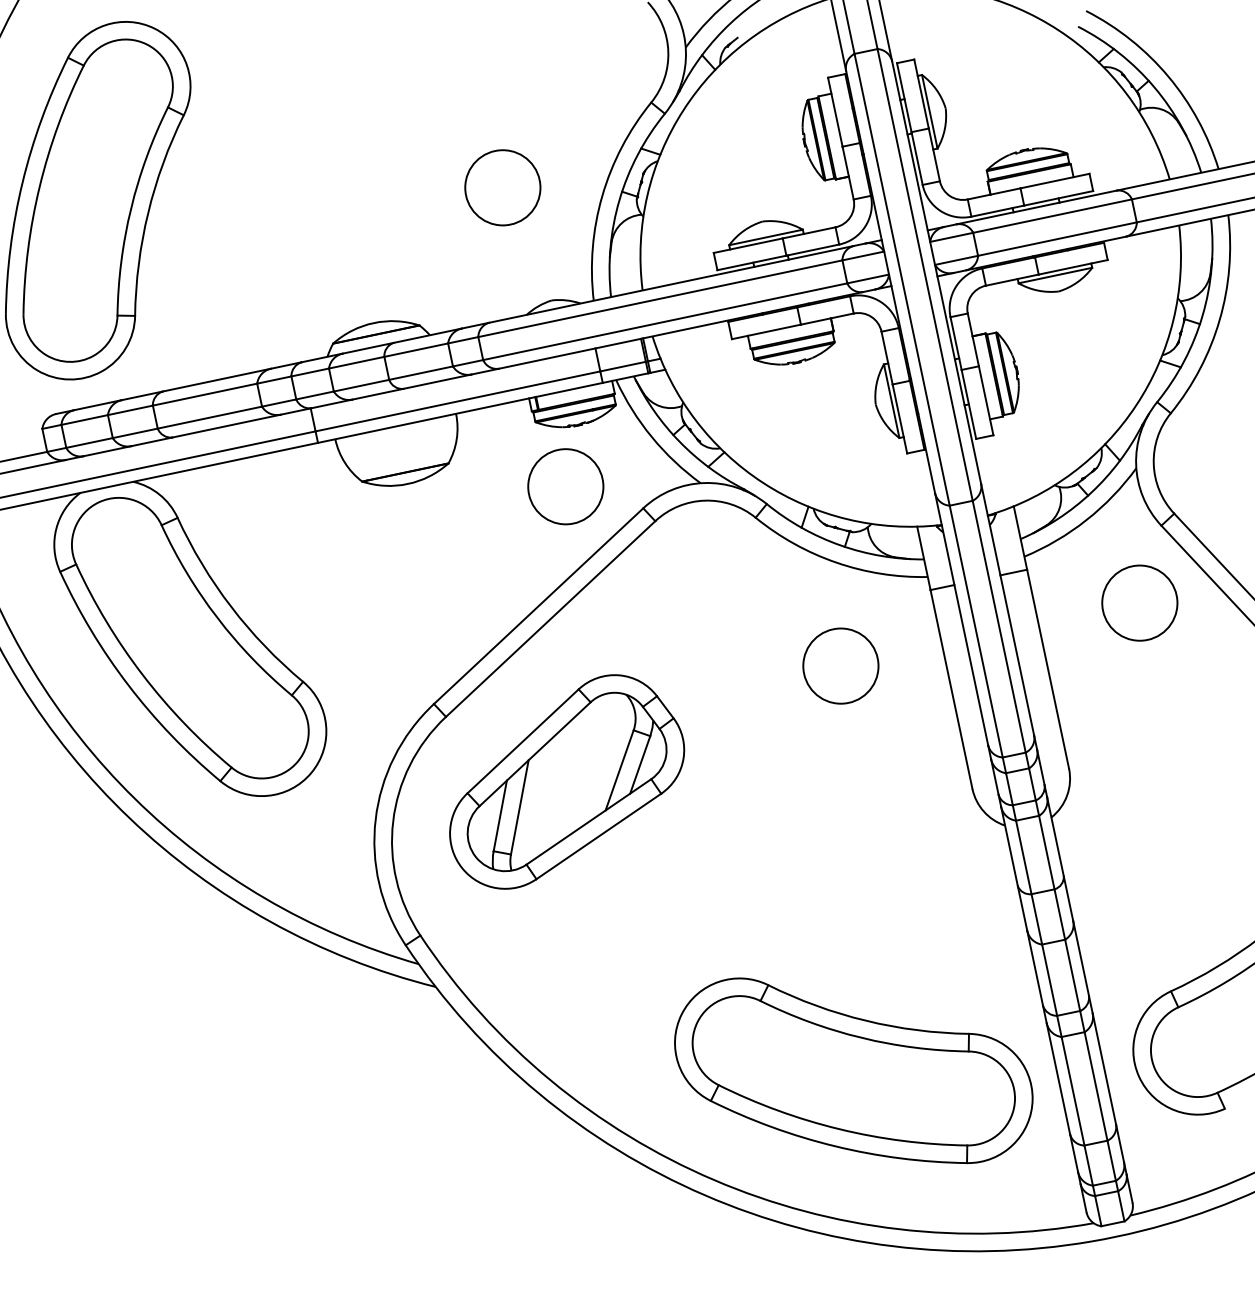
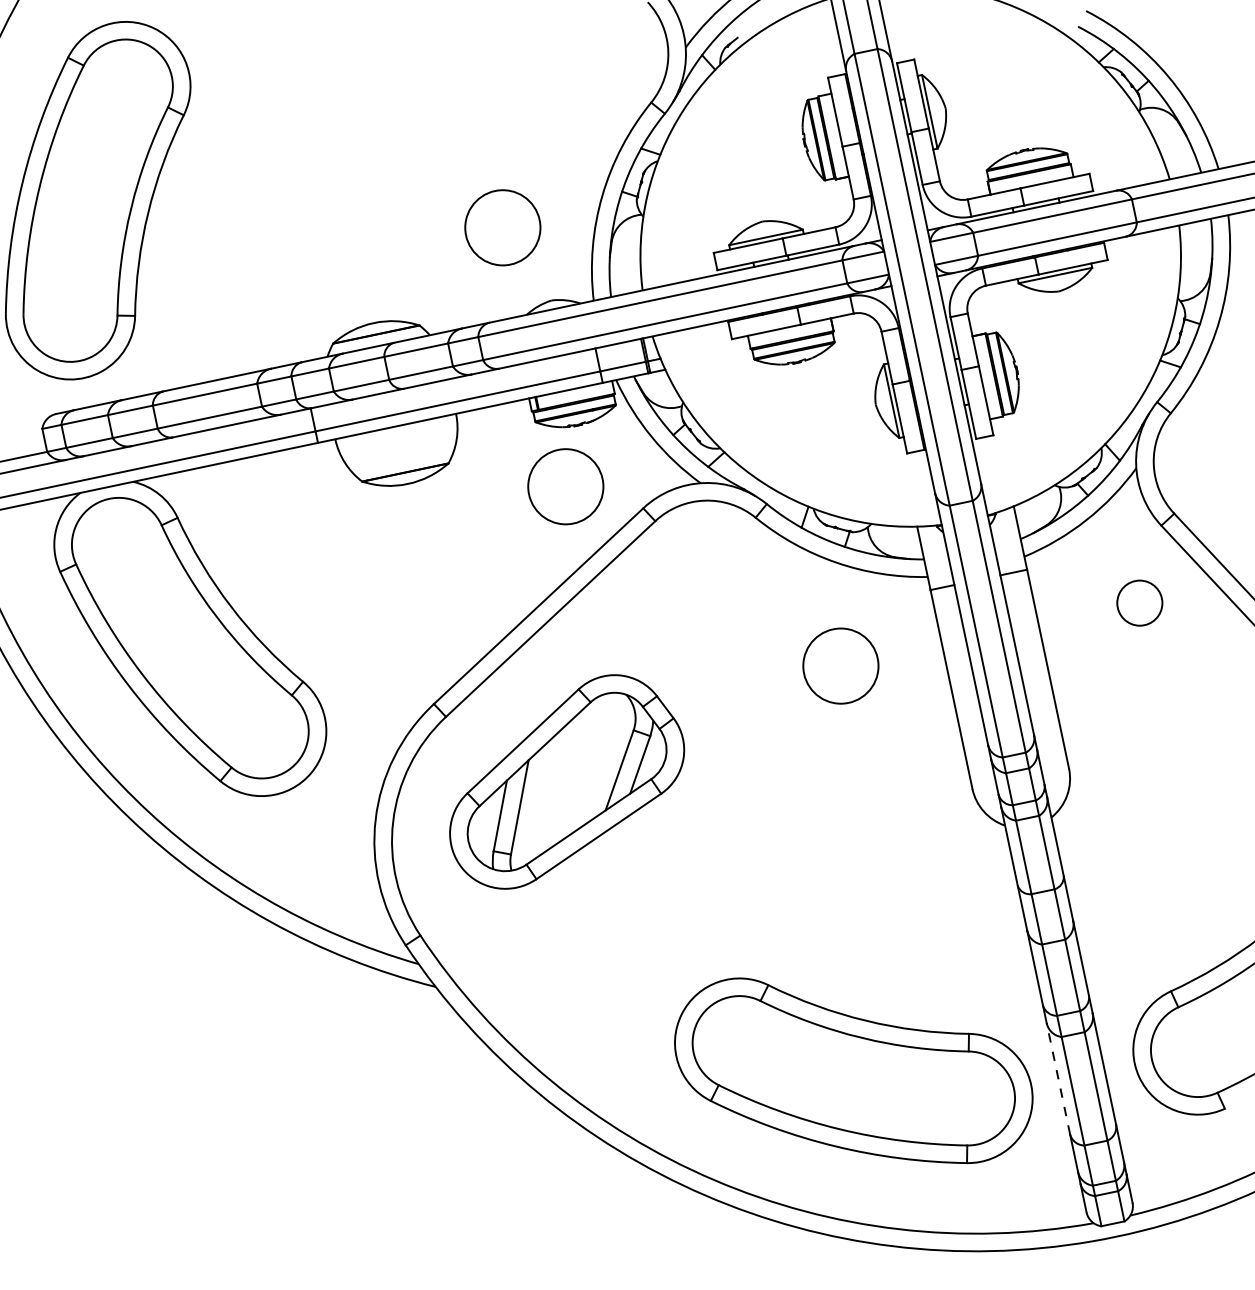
circle position: (502, 187) -> (502, 227) (502, 227)
circle diameter: 75 px -> 45 px (1139, 602)
line: solid -> dashed (1058, 1078)
